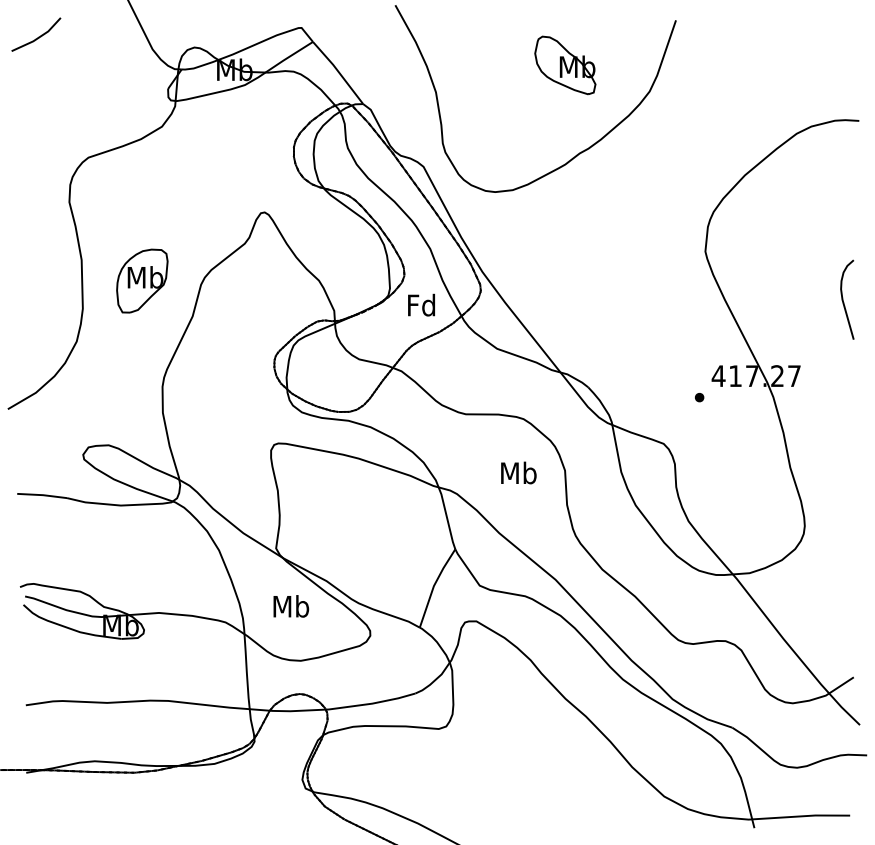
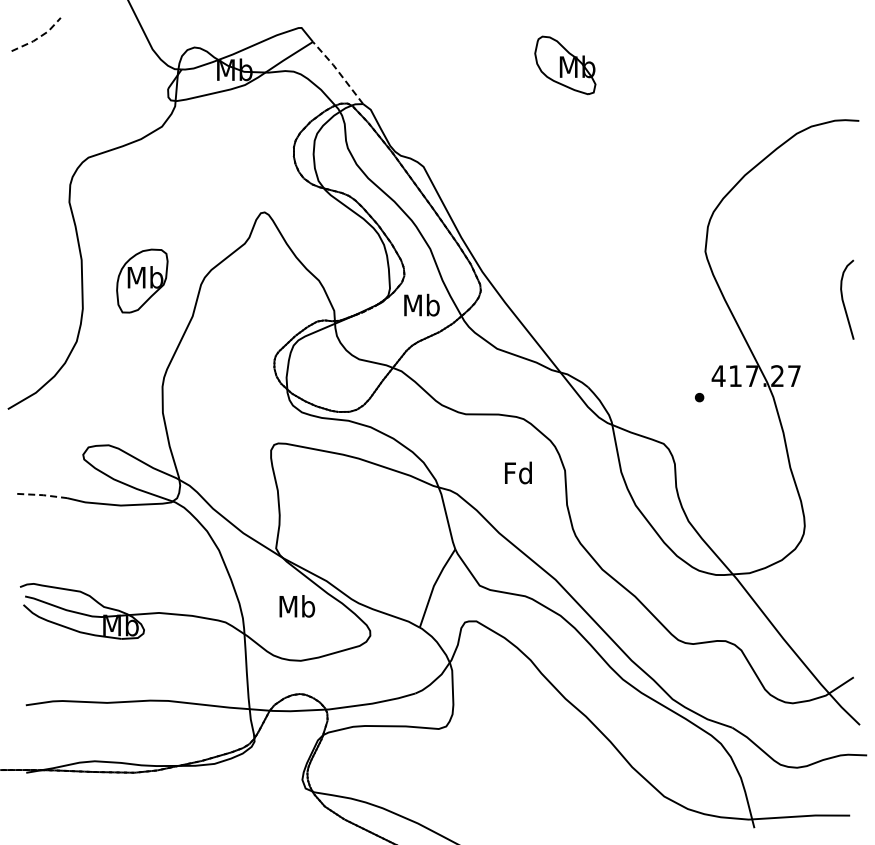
line: solid -> dashed (39, 37)
line: solid -> dashed (338, 71)
curve: present -> none (576, 154)
text: Fd -> Mb (421, 304)
text: Mb -> Fd (518, 472)
line: solid -> dashed (43, 495)
text position: (291, 606) -> (297, 606) (297, 606)
